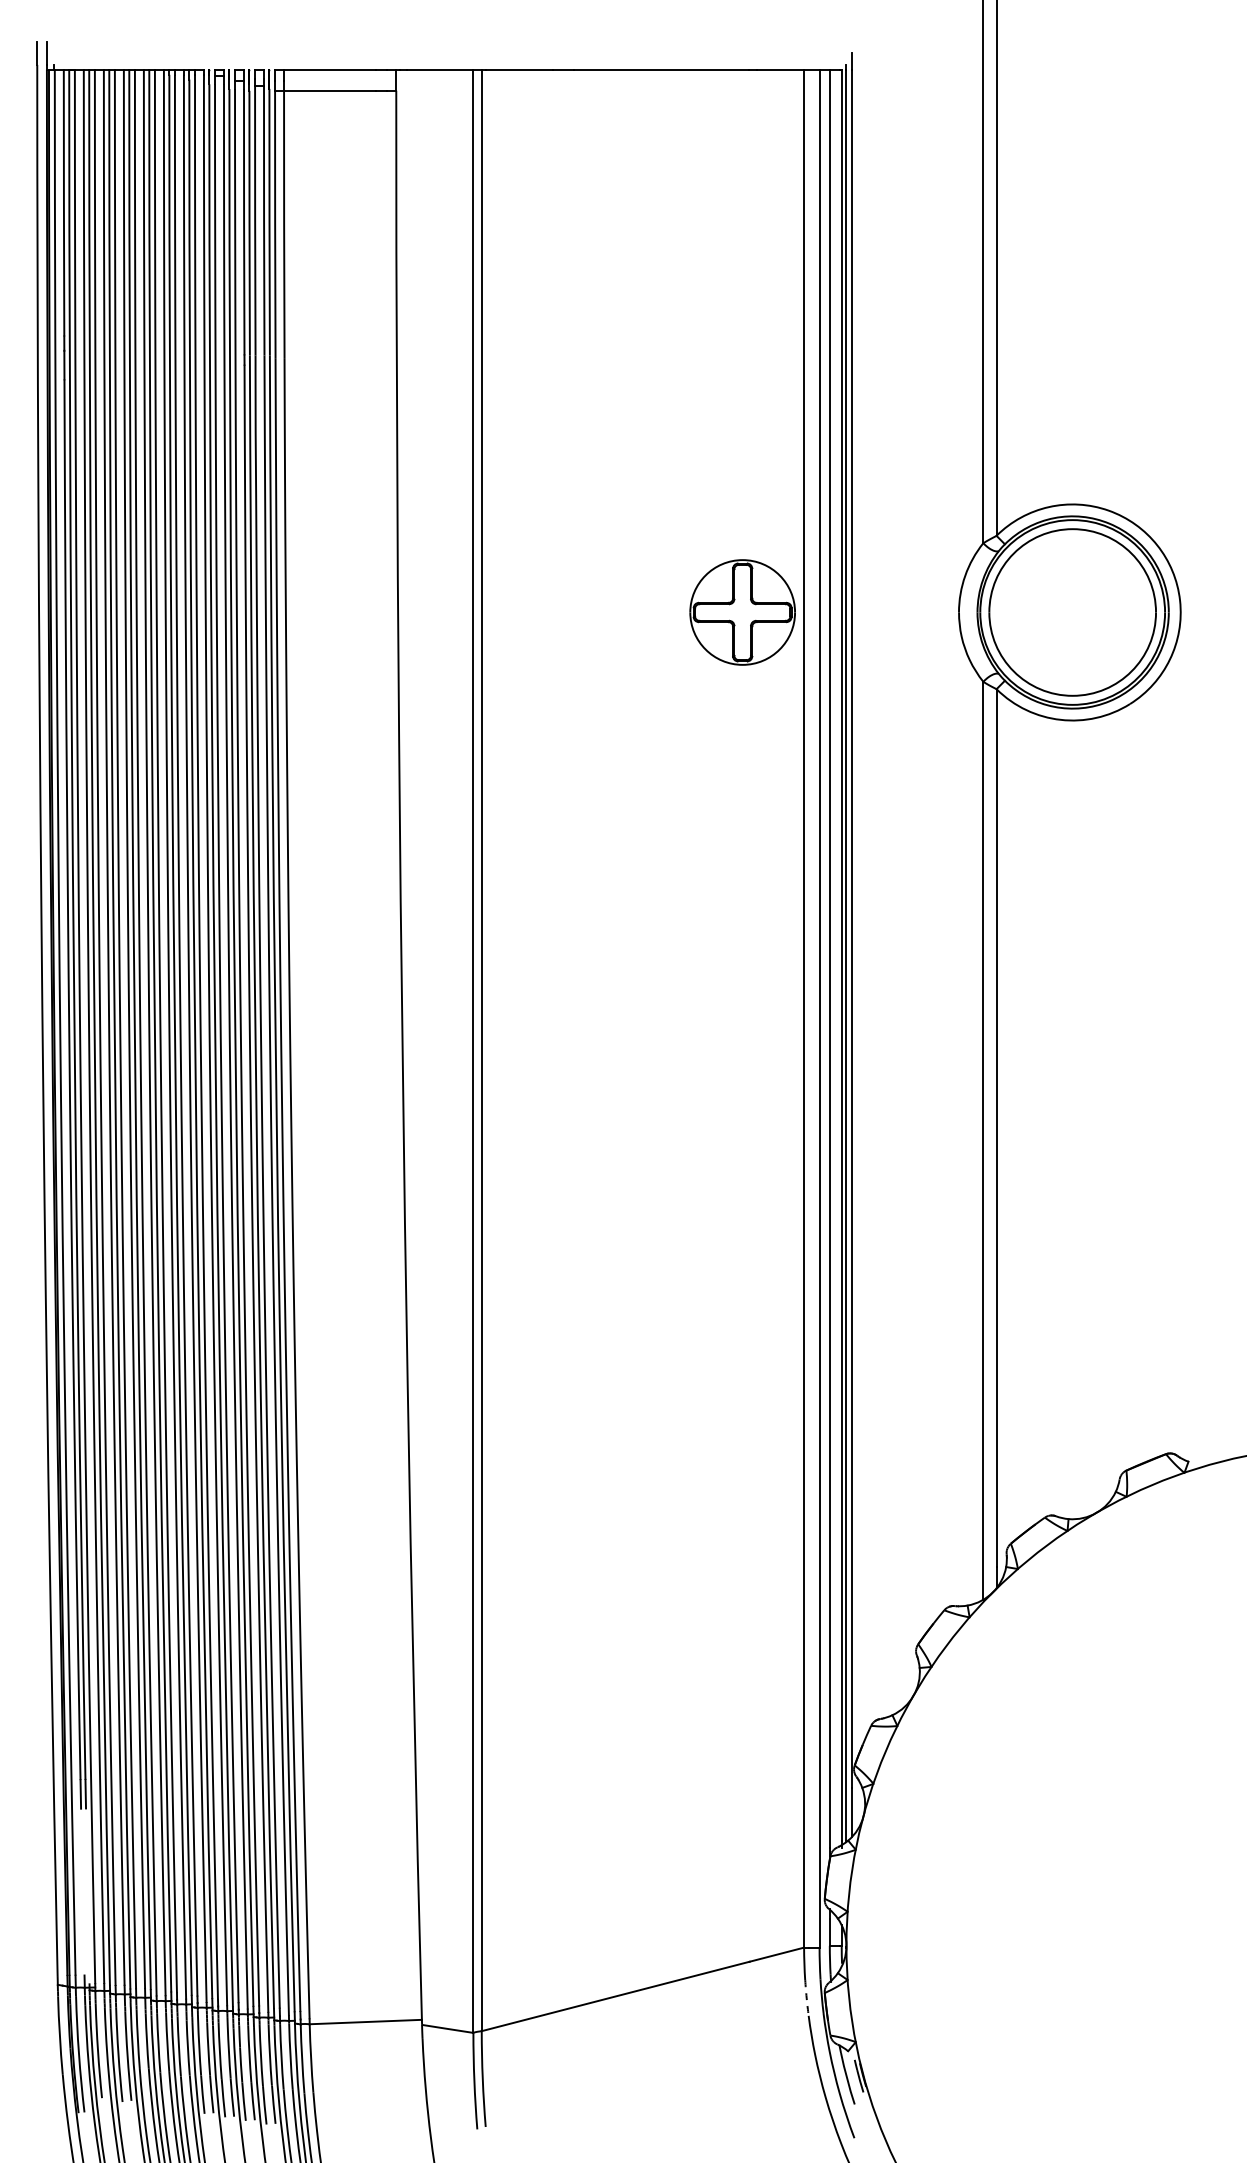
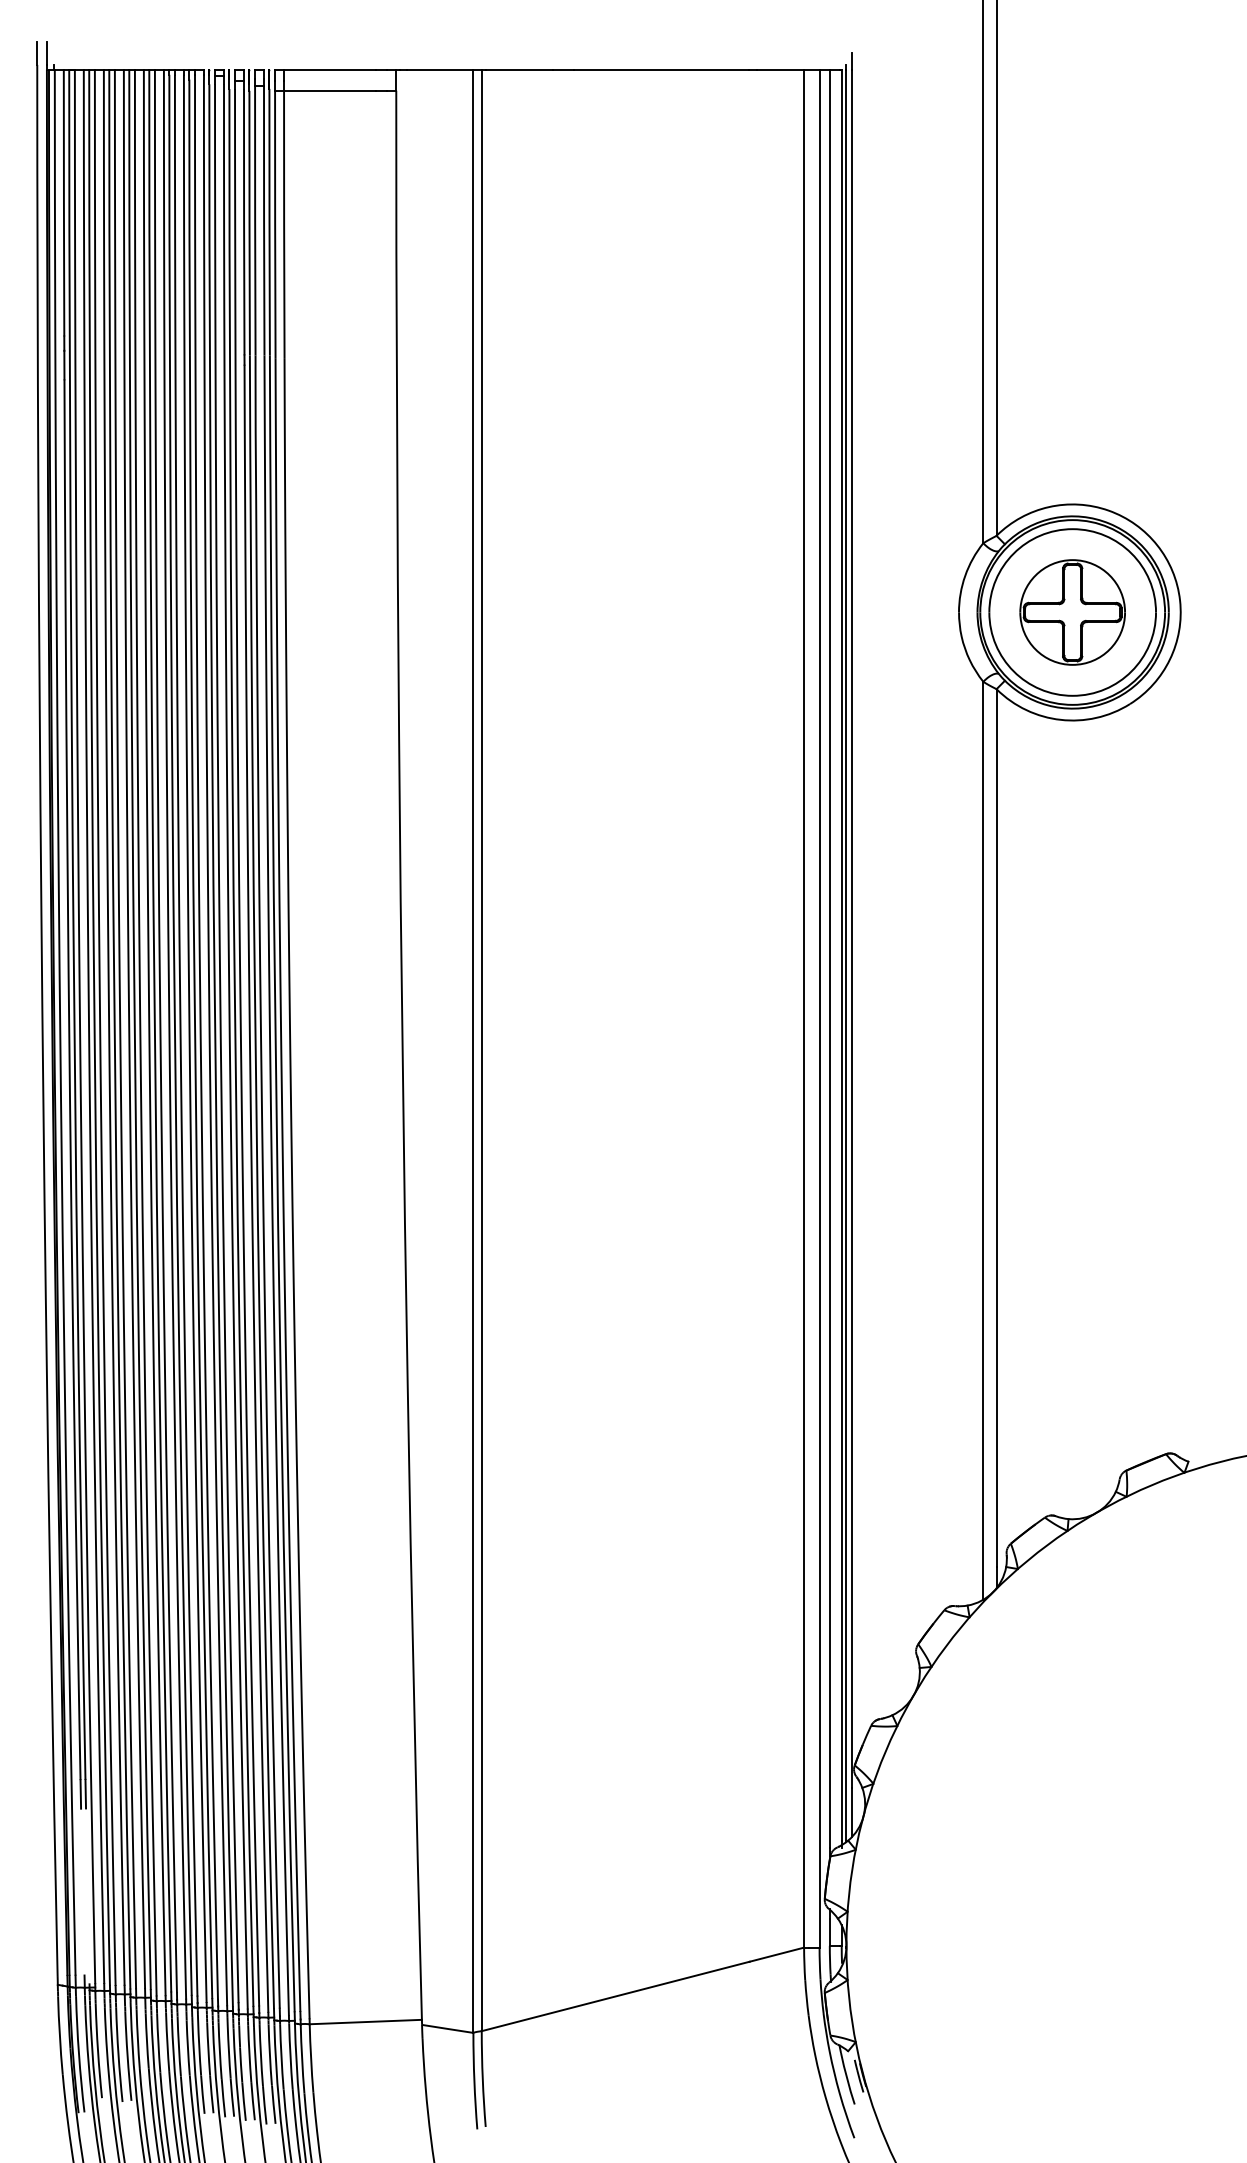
part position: (742, 612) -> (1072, 612) (1072, 612)
arc: dashed -> solid (806, 1998)
